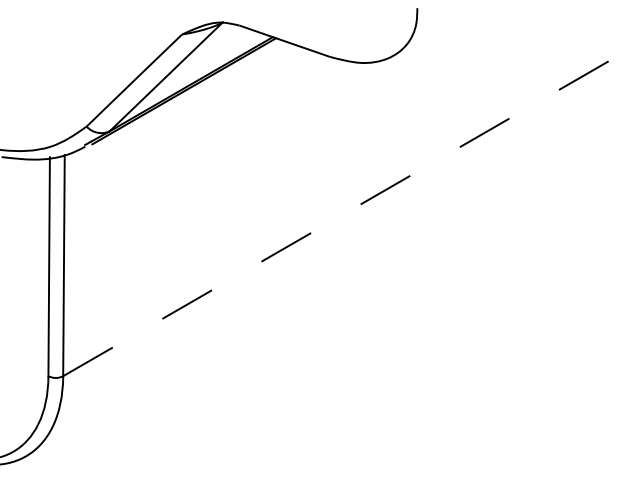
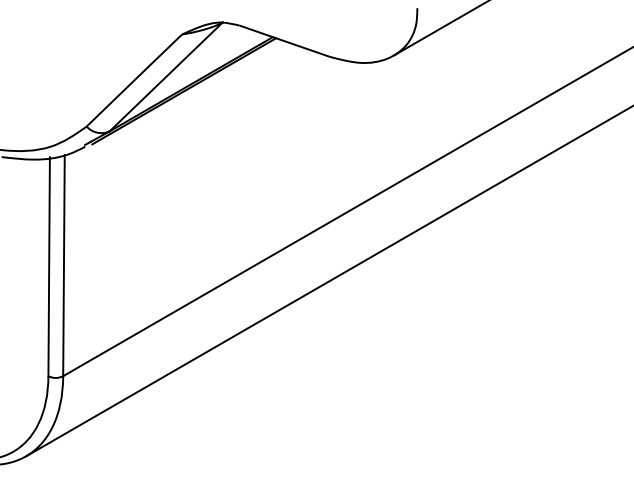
line: none -> present (439, 28)
line: dashed -> solid (348, 211)
line: none -> present (328, 281)
